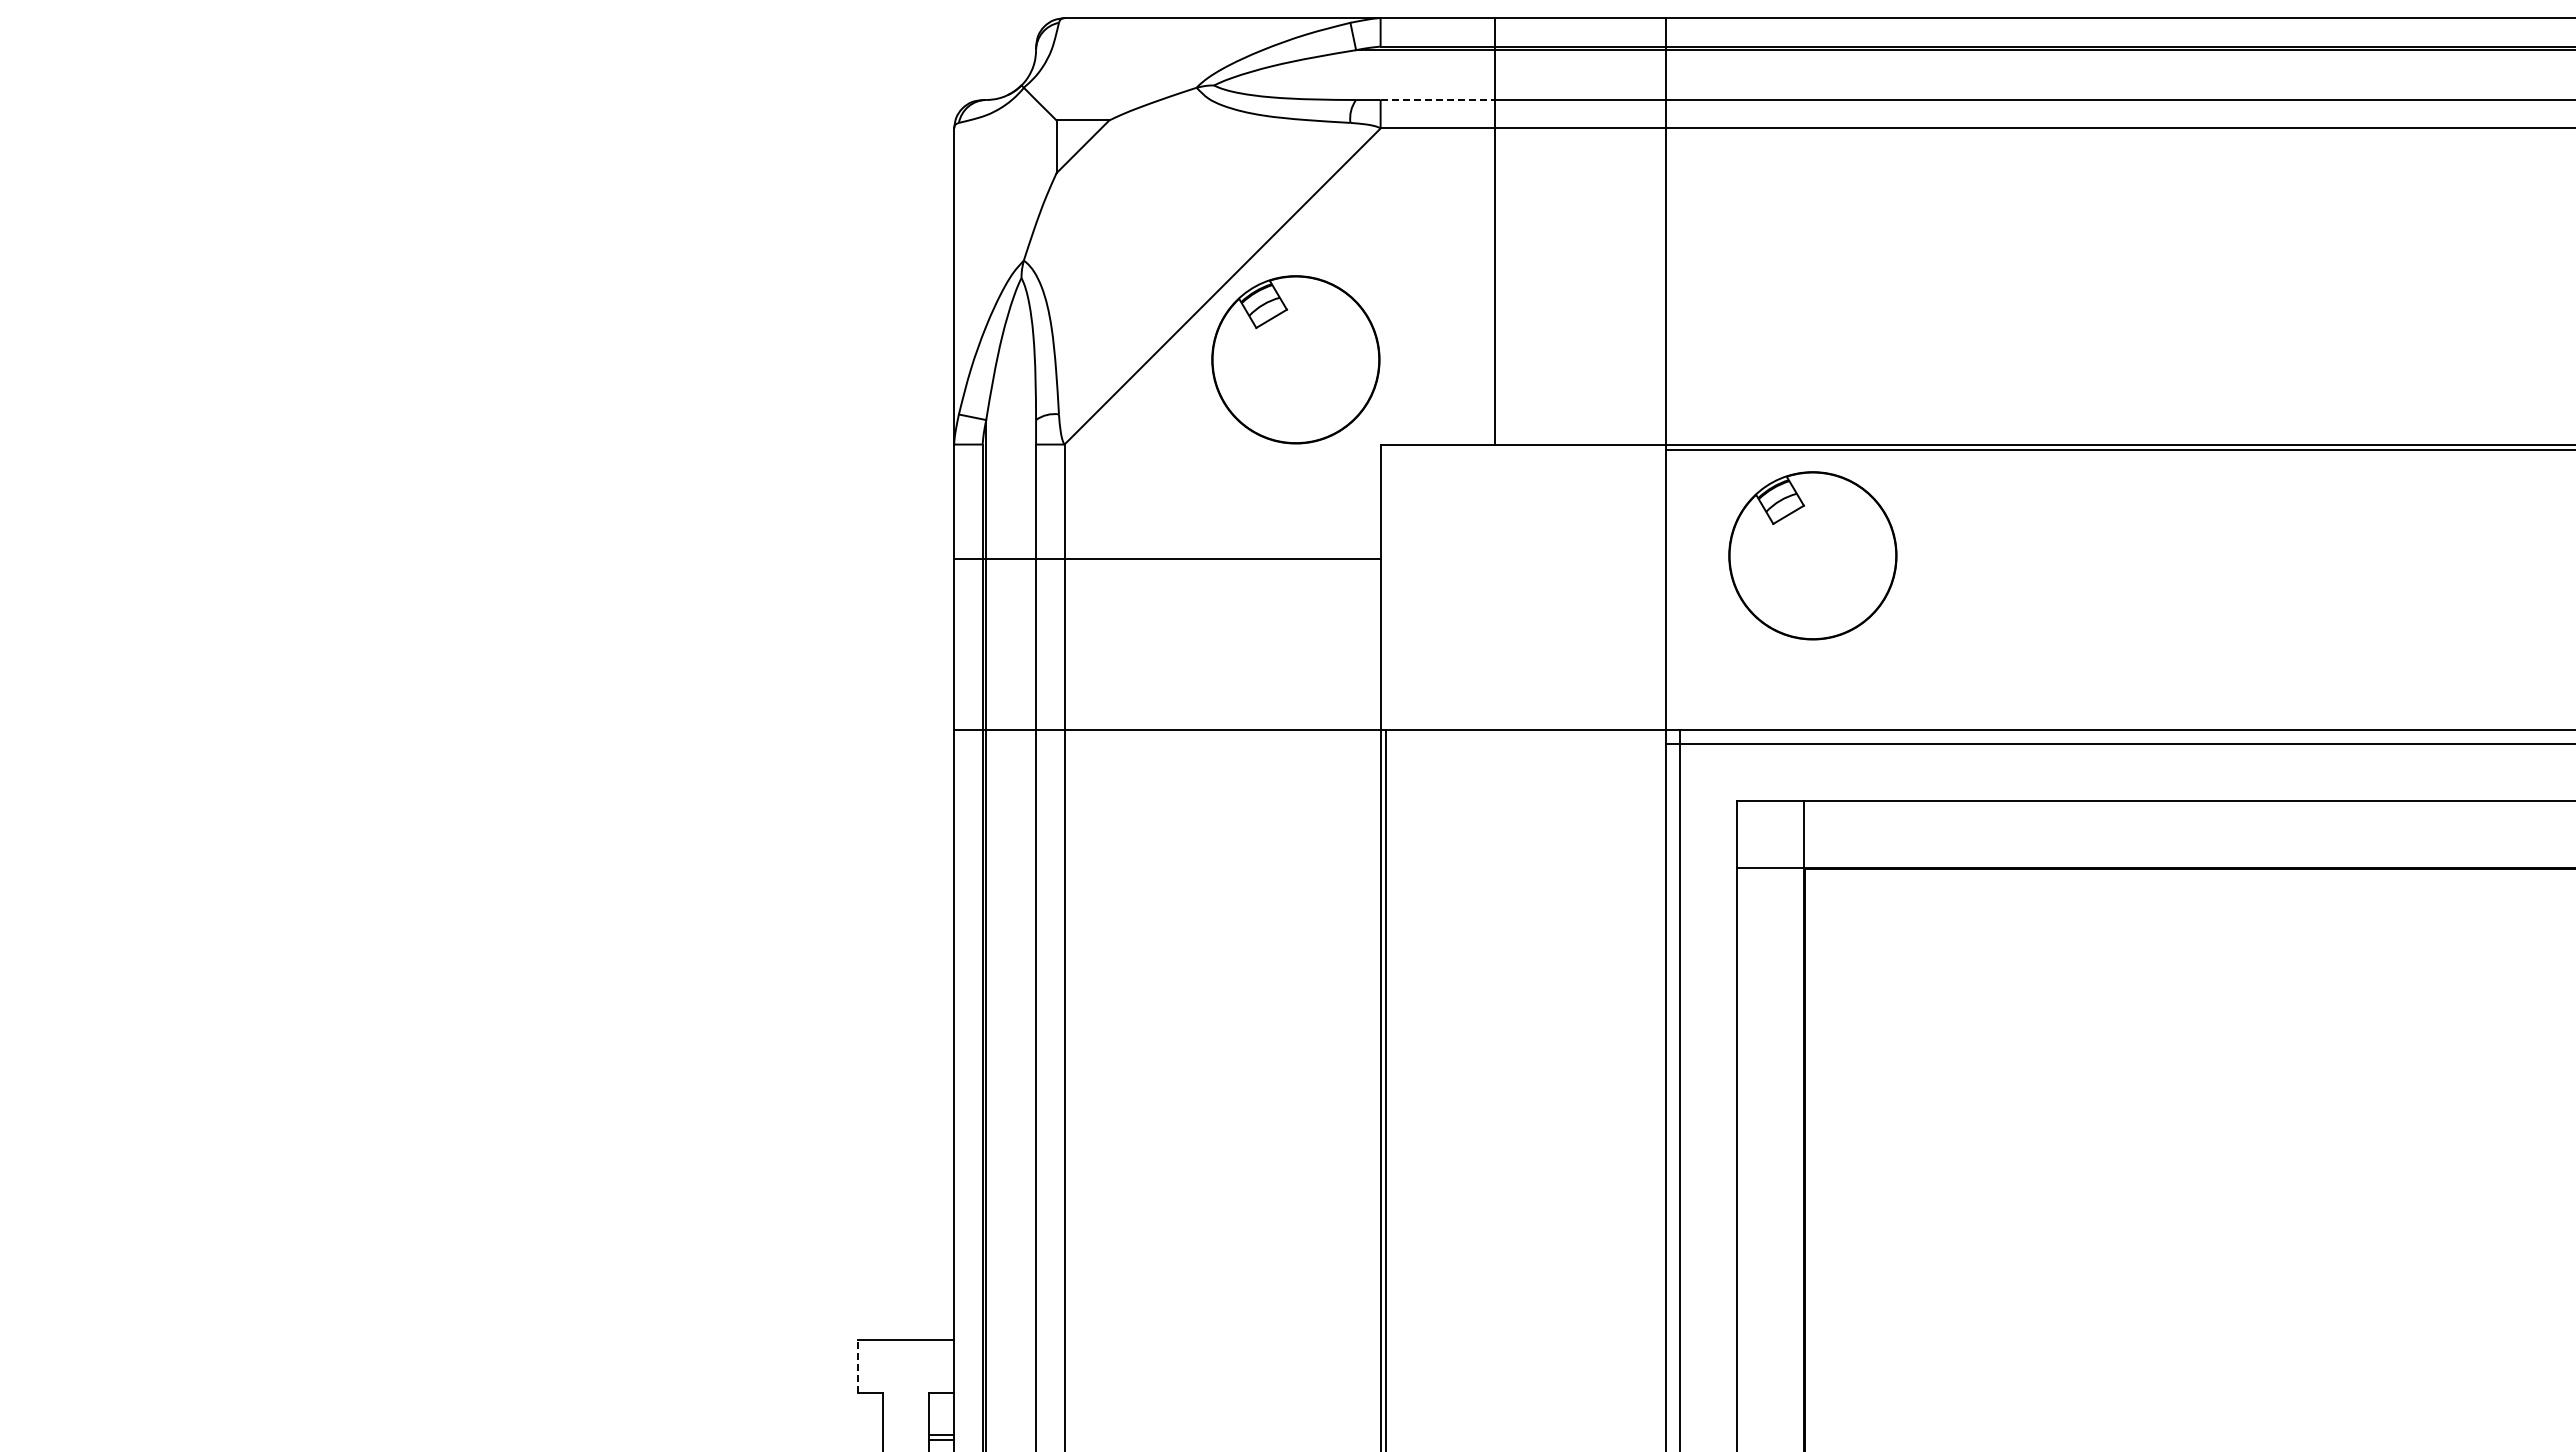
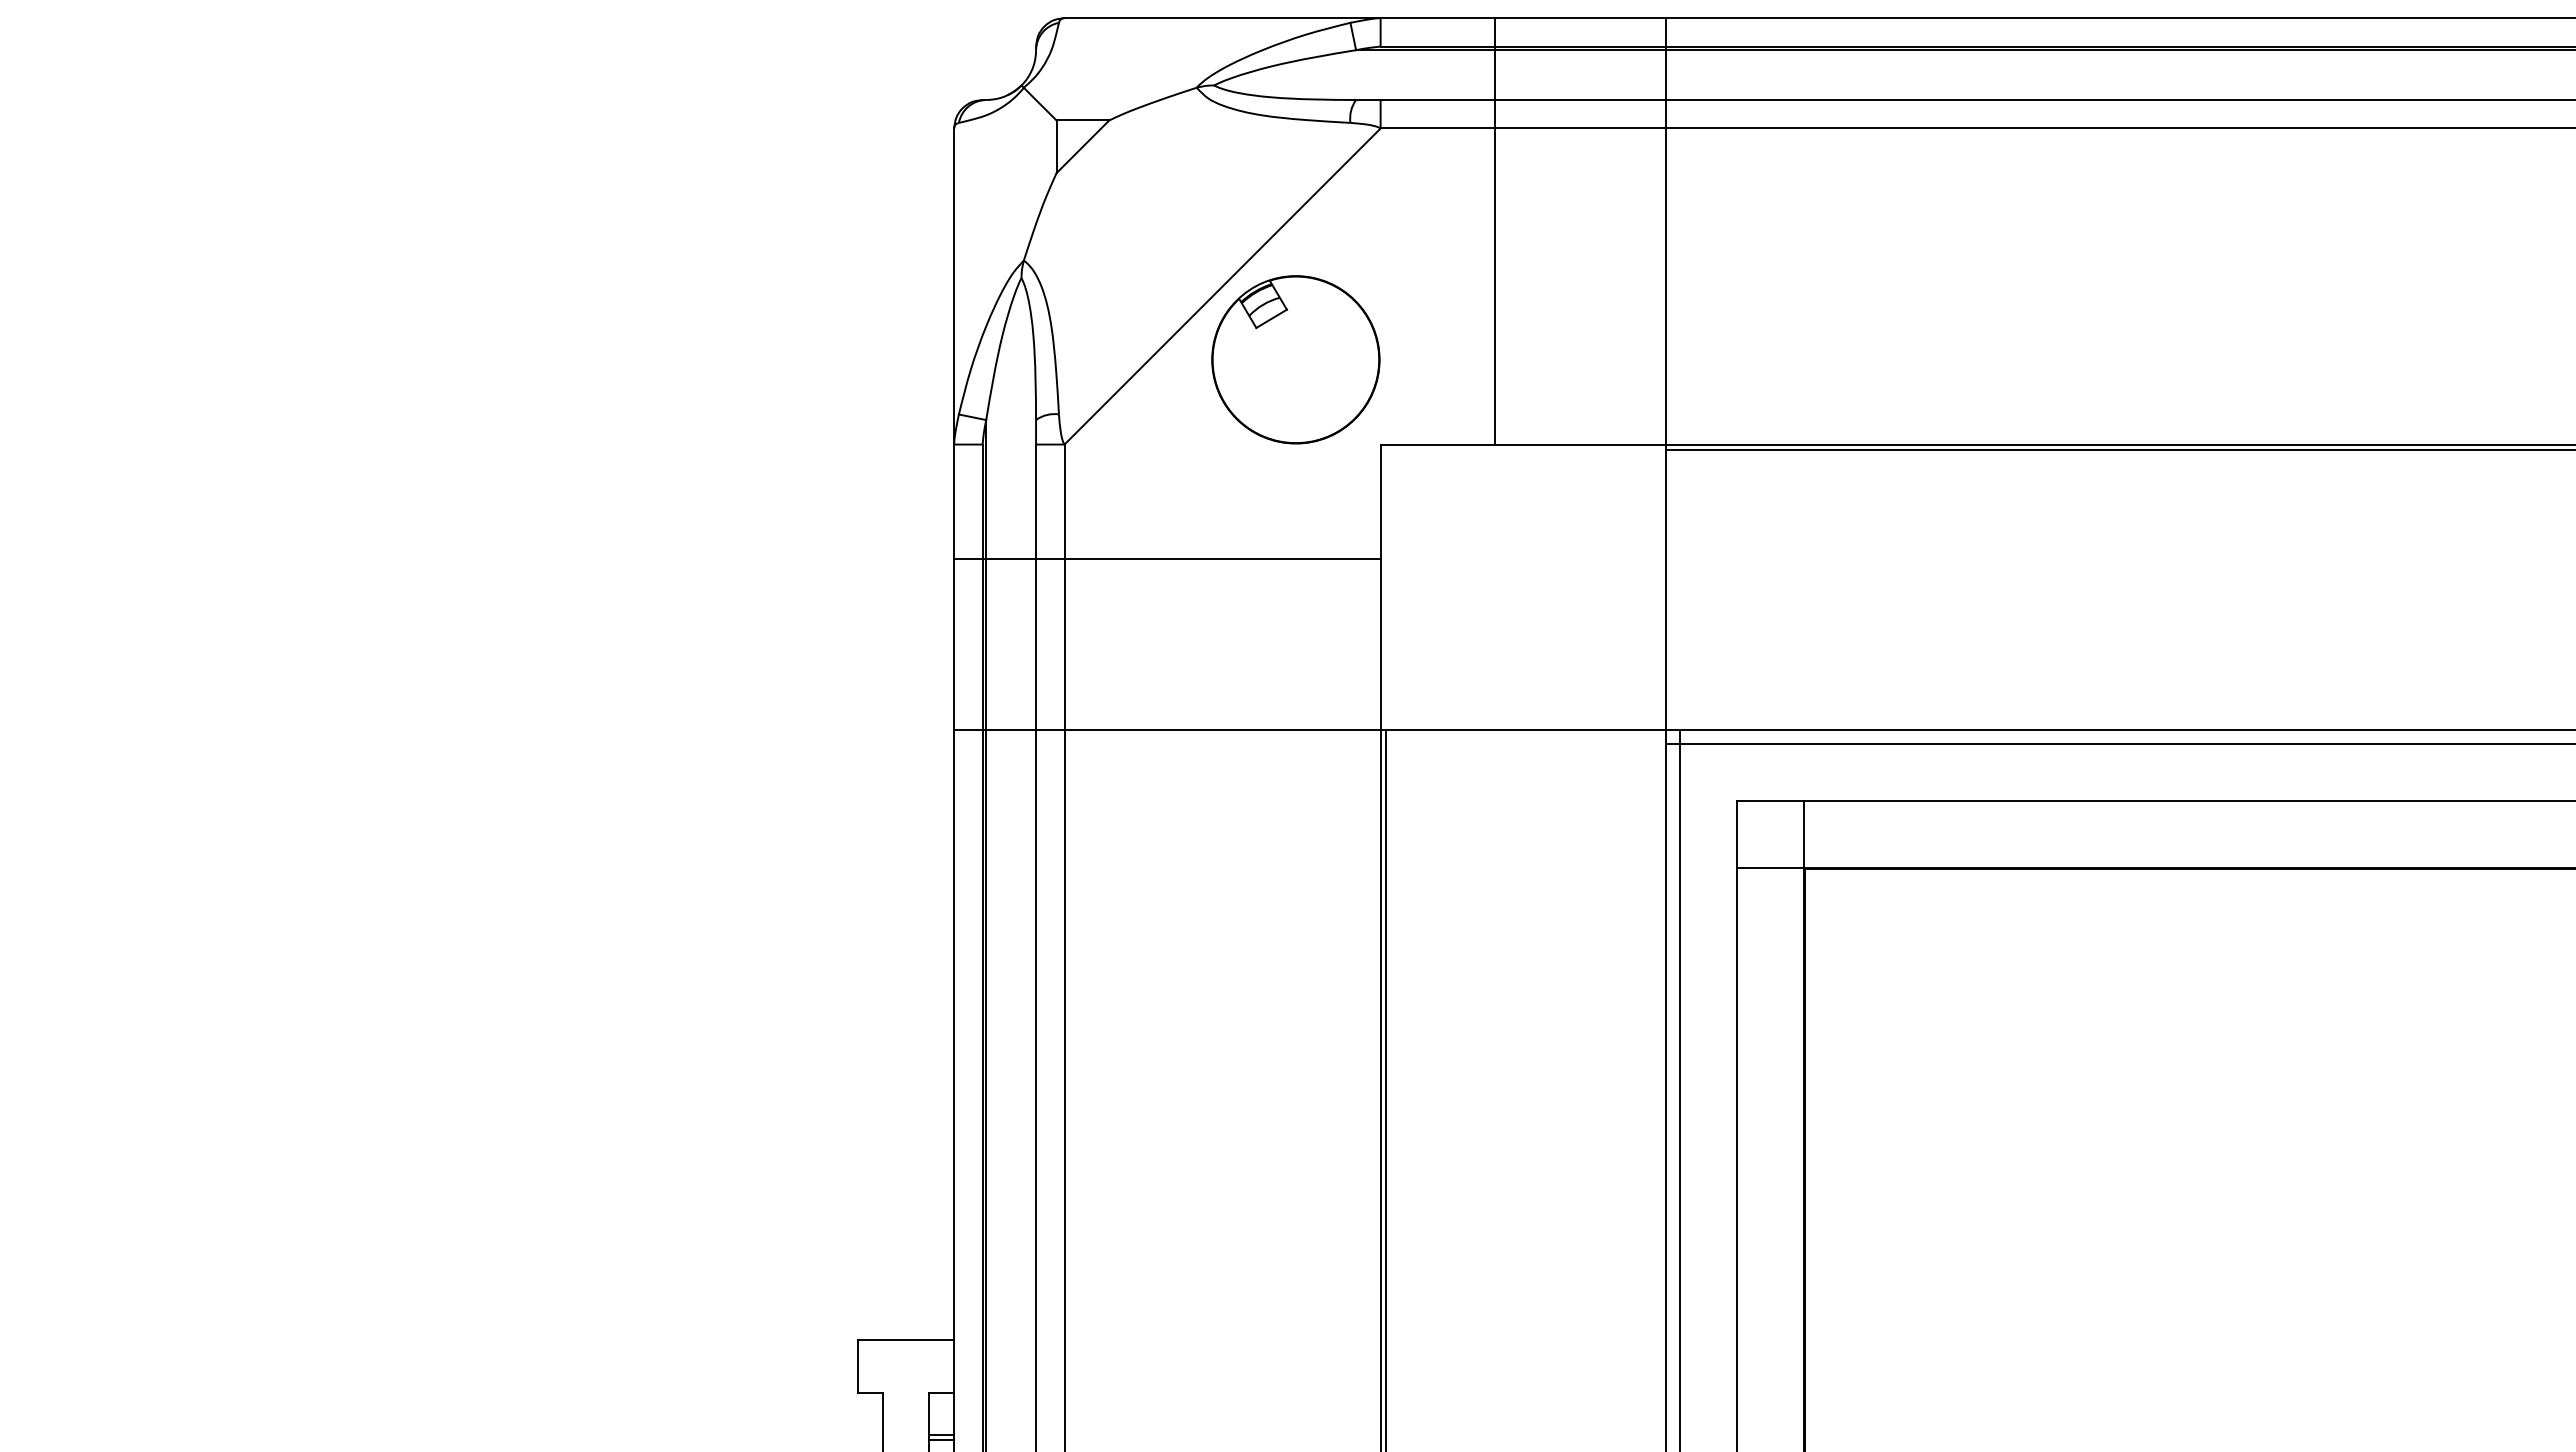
line: dashed -> solid (1438, 100)
part: present -> none (1812, 555)
line: dashed -> solid (858, 1366)
